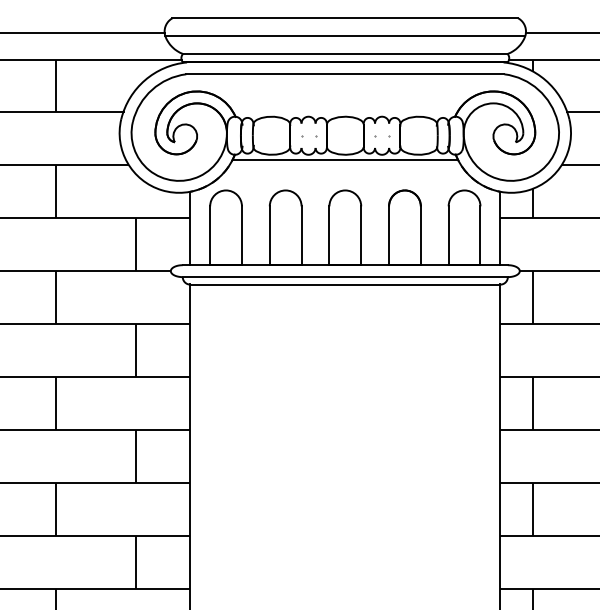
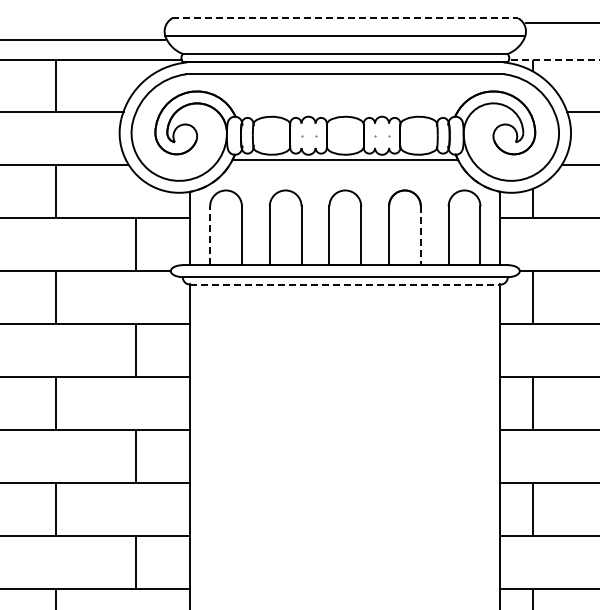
line: solid -> dashed (345, 18)
line position: (83, 33) -> (83, 40) (83, 40)
line position: (560, 33) -> (560, 23) (560, 23)
line: solid -> dashed (554, 59)
line: solid -> dashed (210, 235)
line: solid -> dashed (420, 236)
line: solid -> dashed (345, 284)
